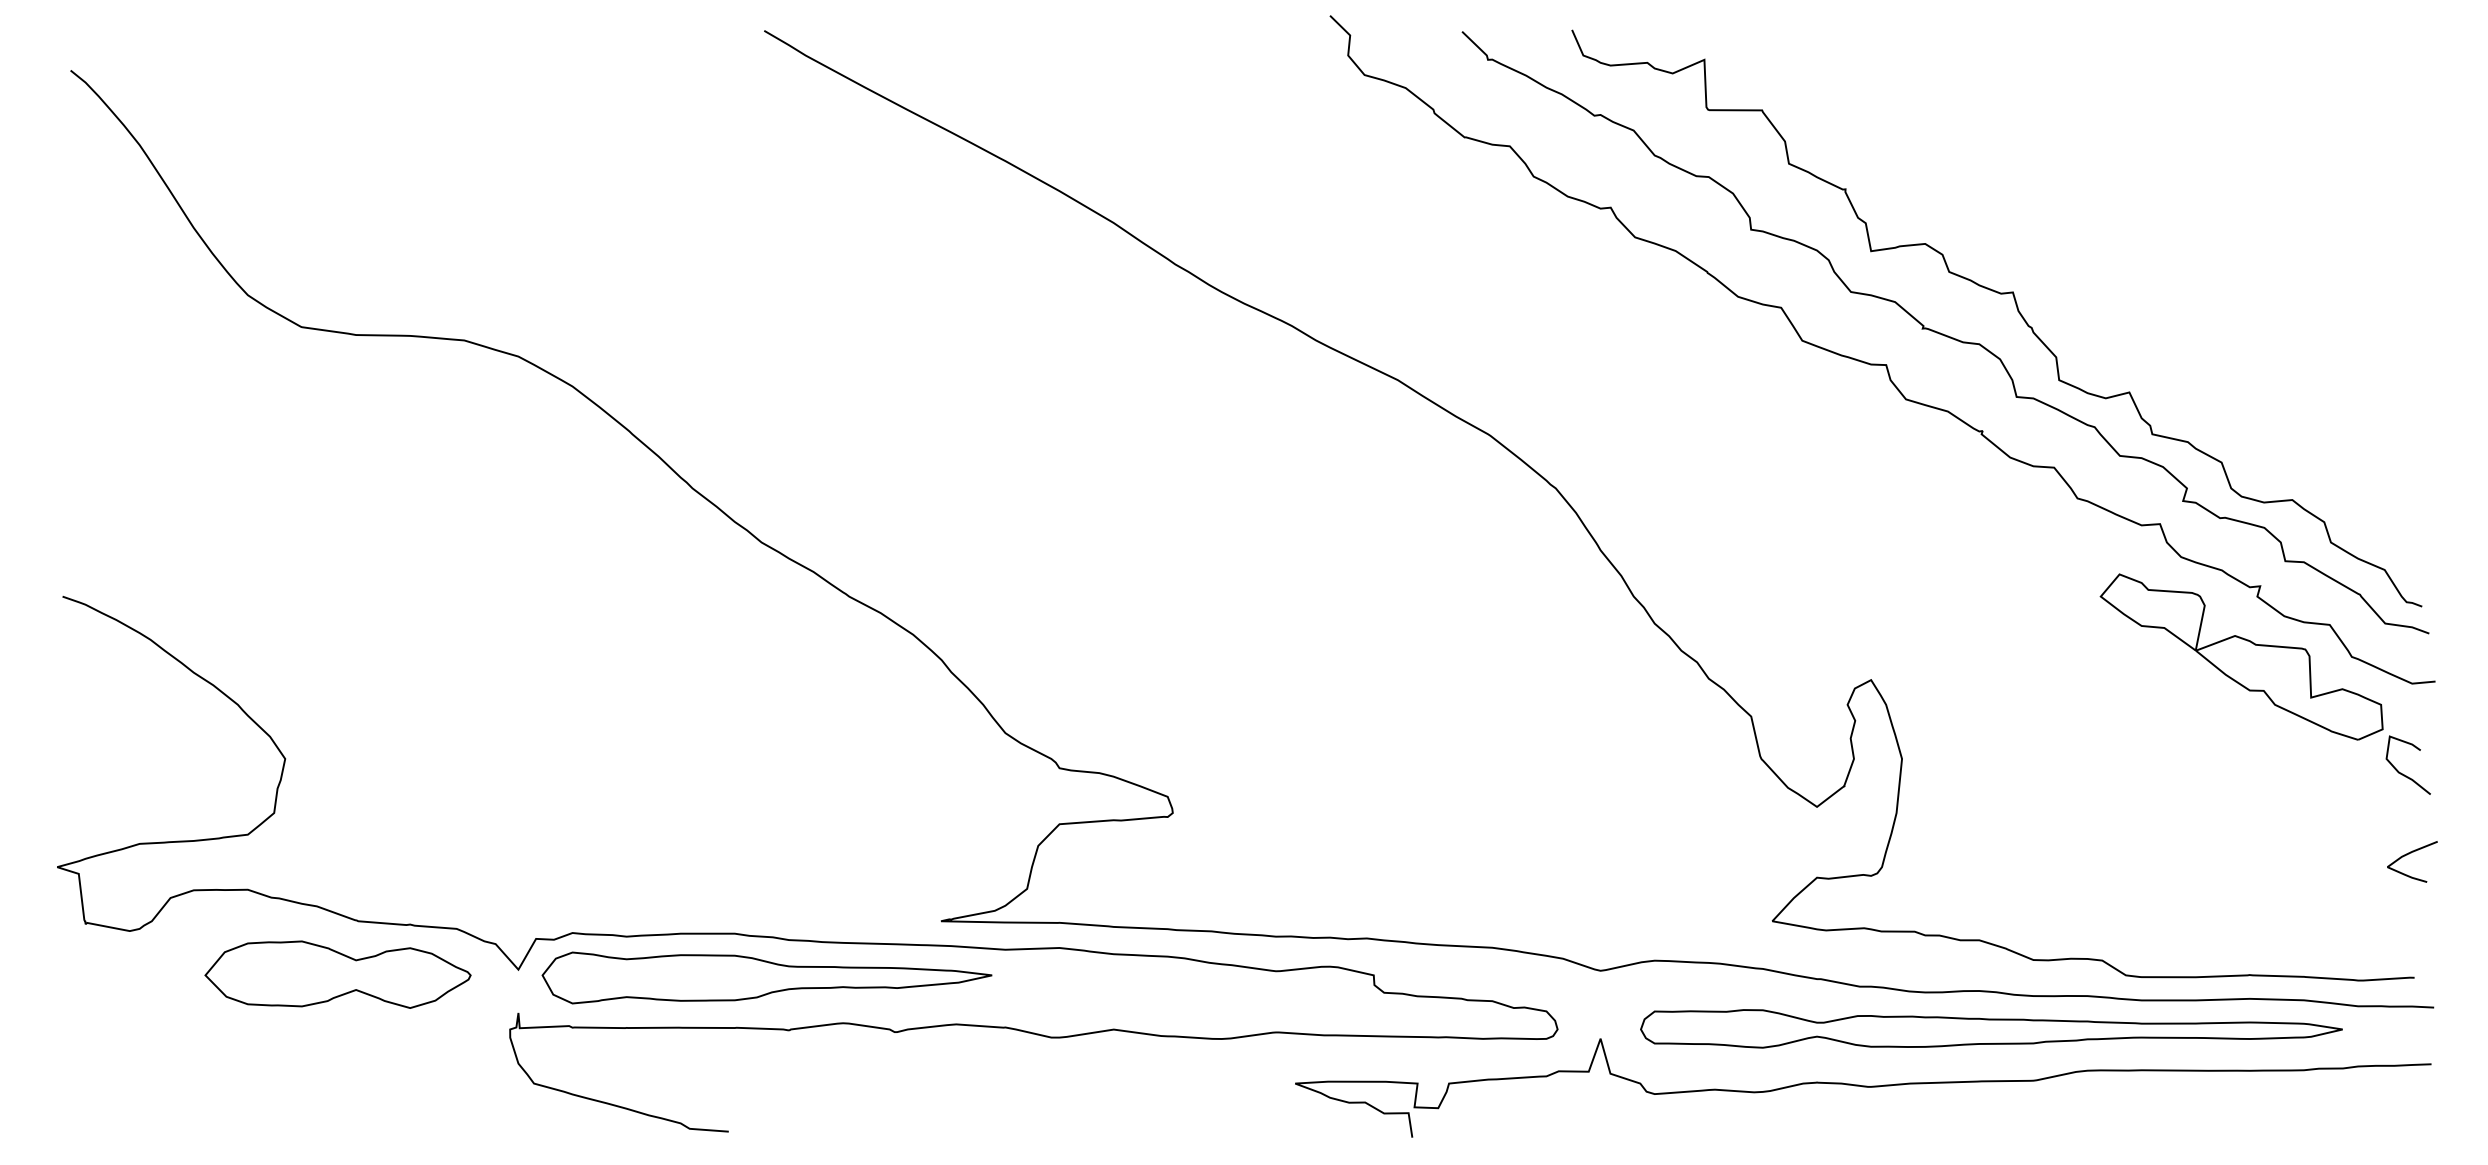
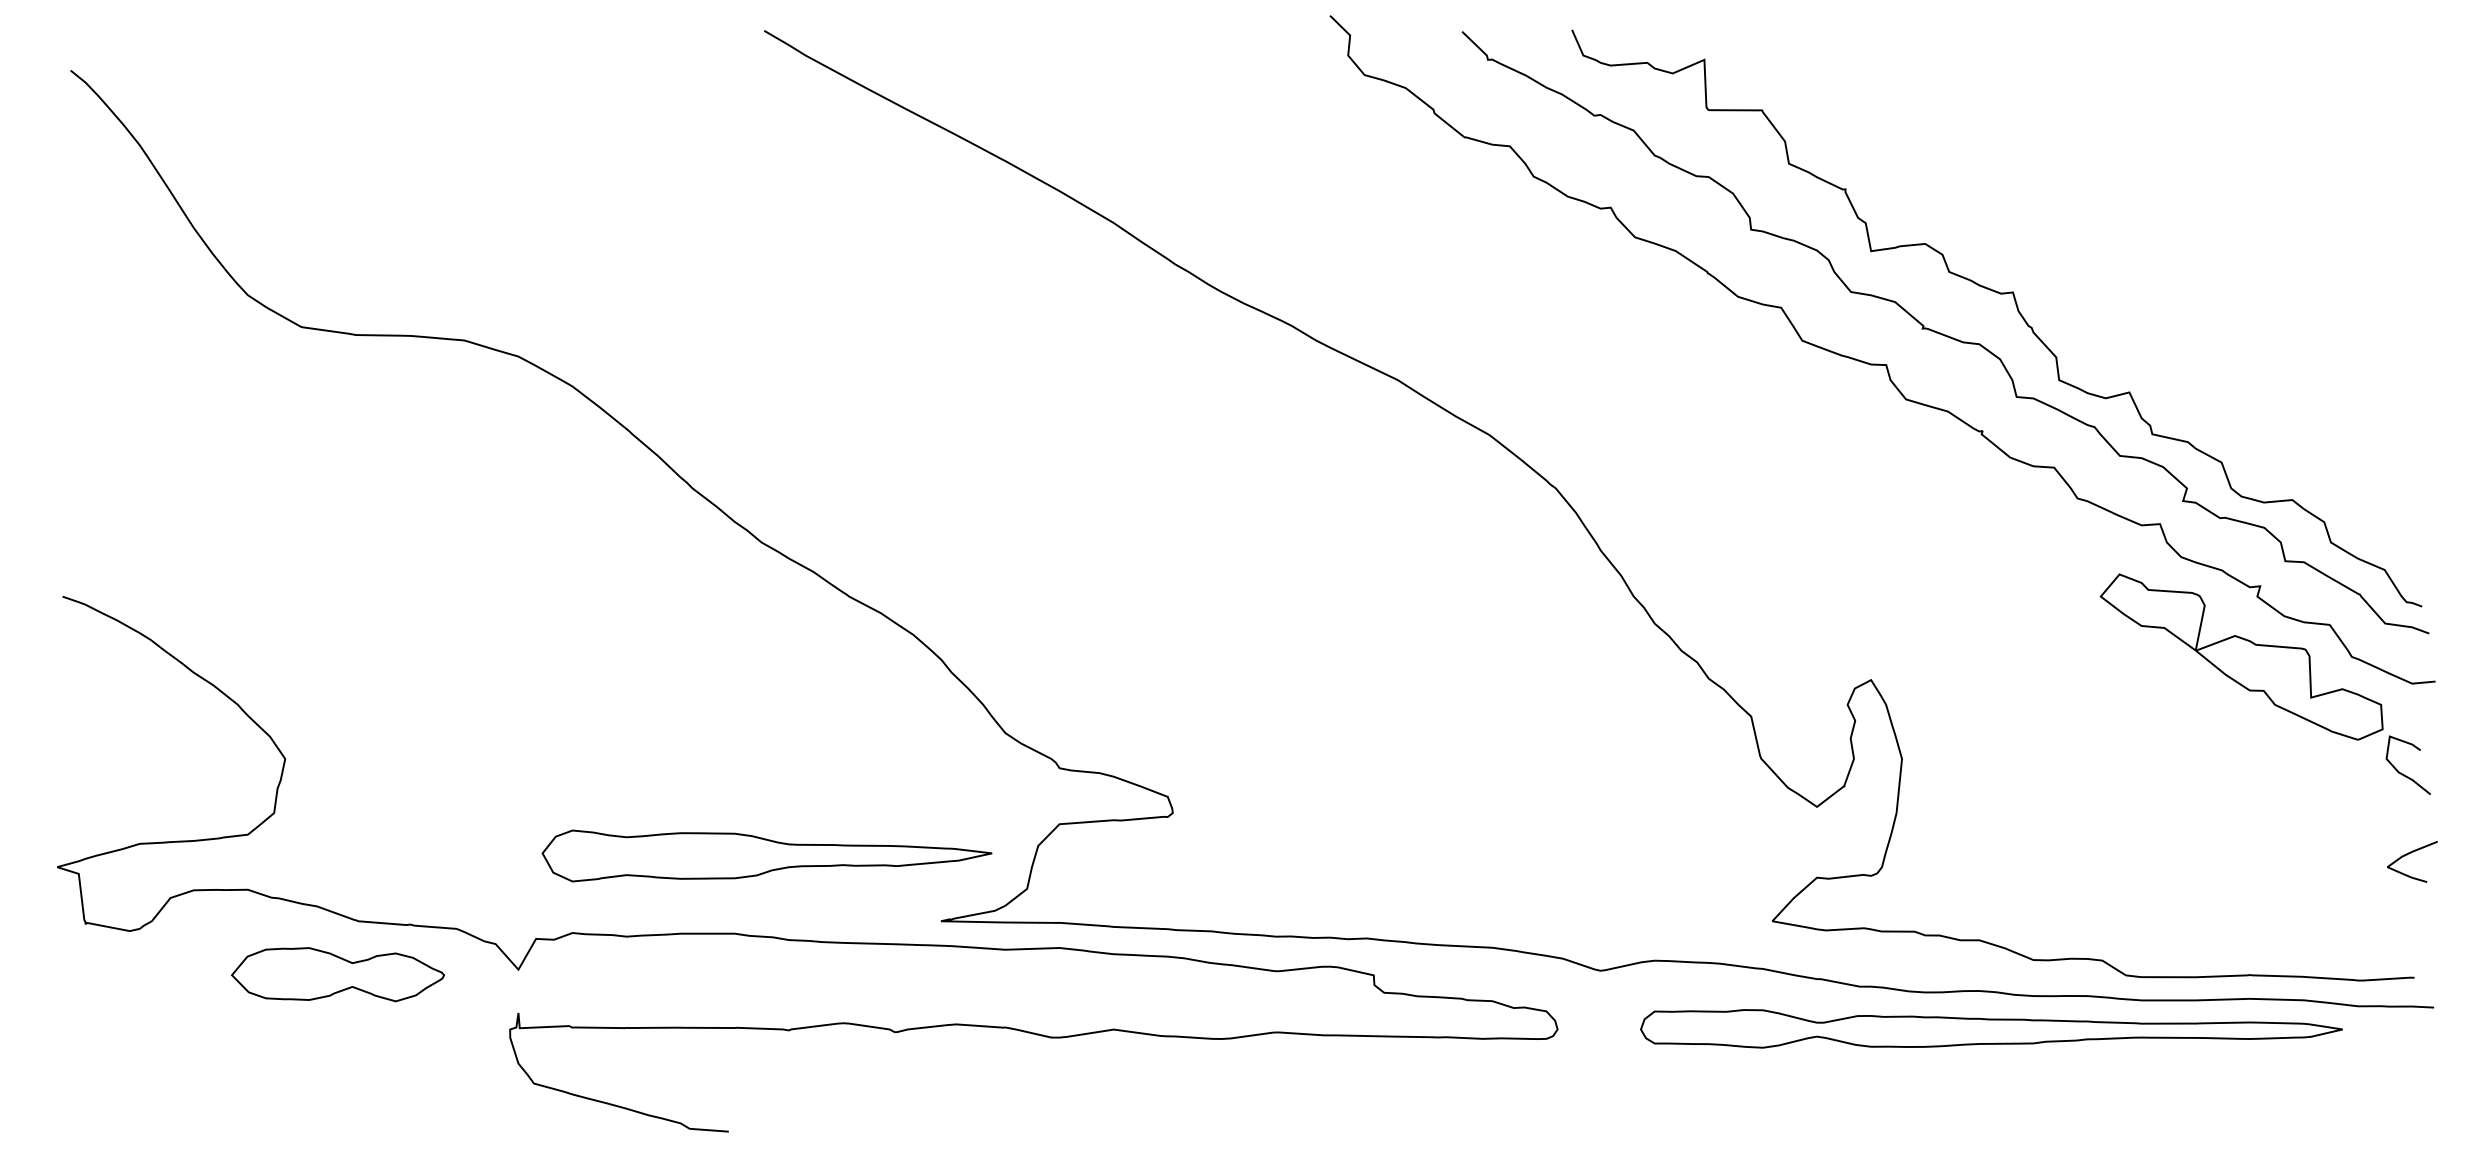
part size: 268x69 px -> 214x56 px (337, 974)
part position: (766, 977) -> (766, 855) (766, 855)
curve: present -> none (1863, 1087)
